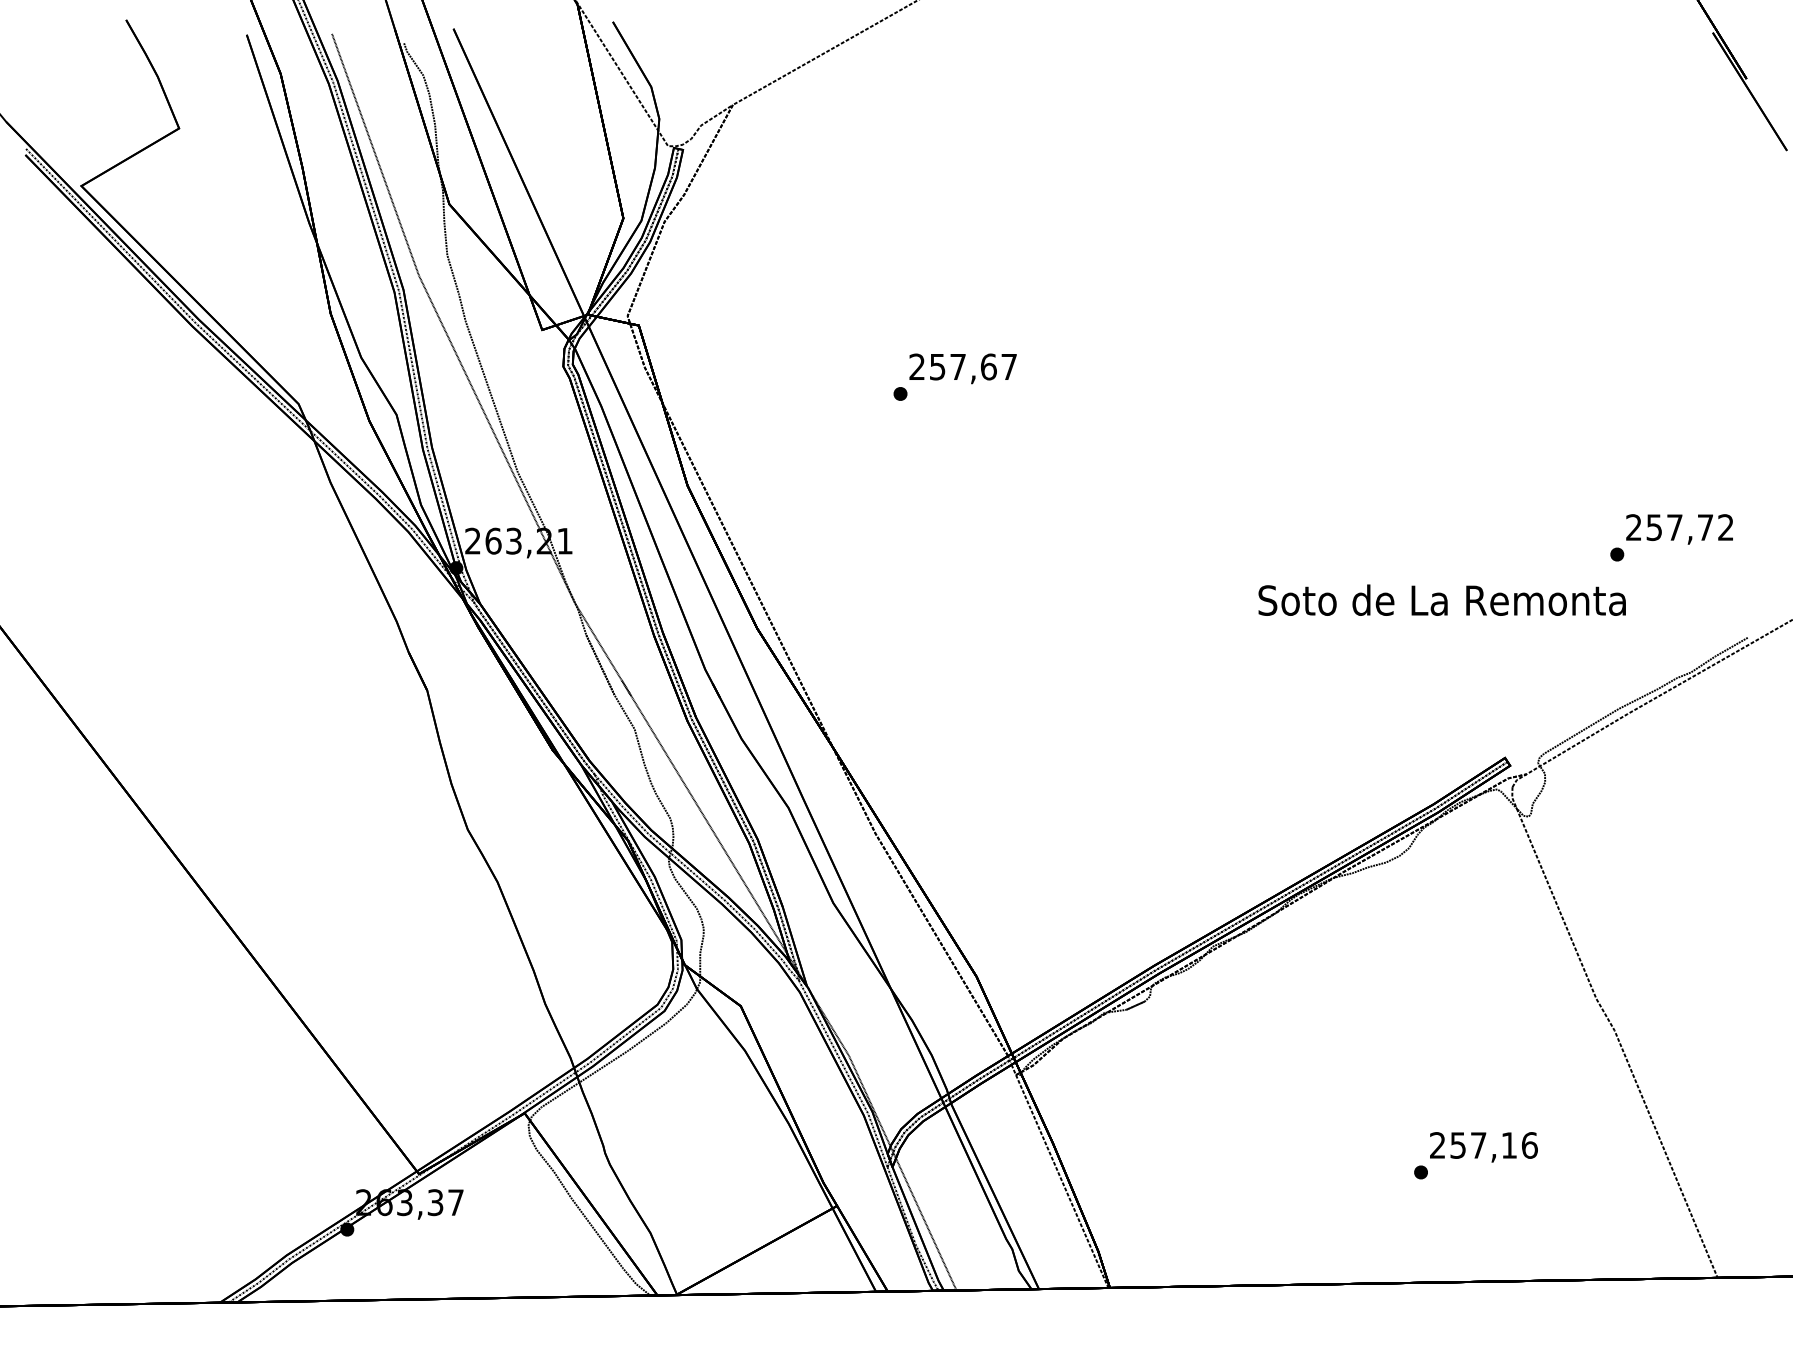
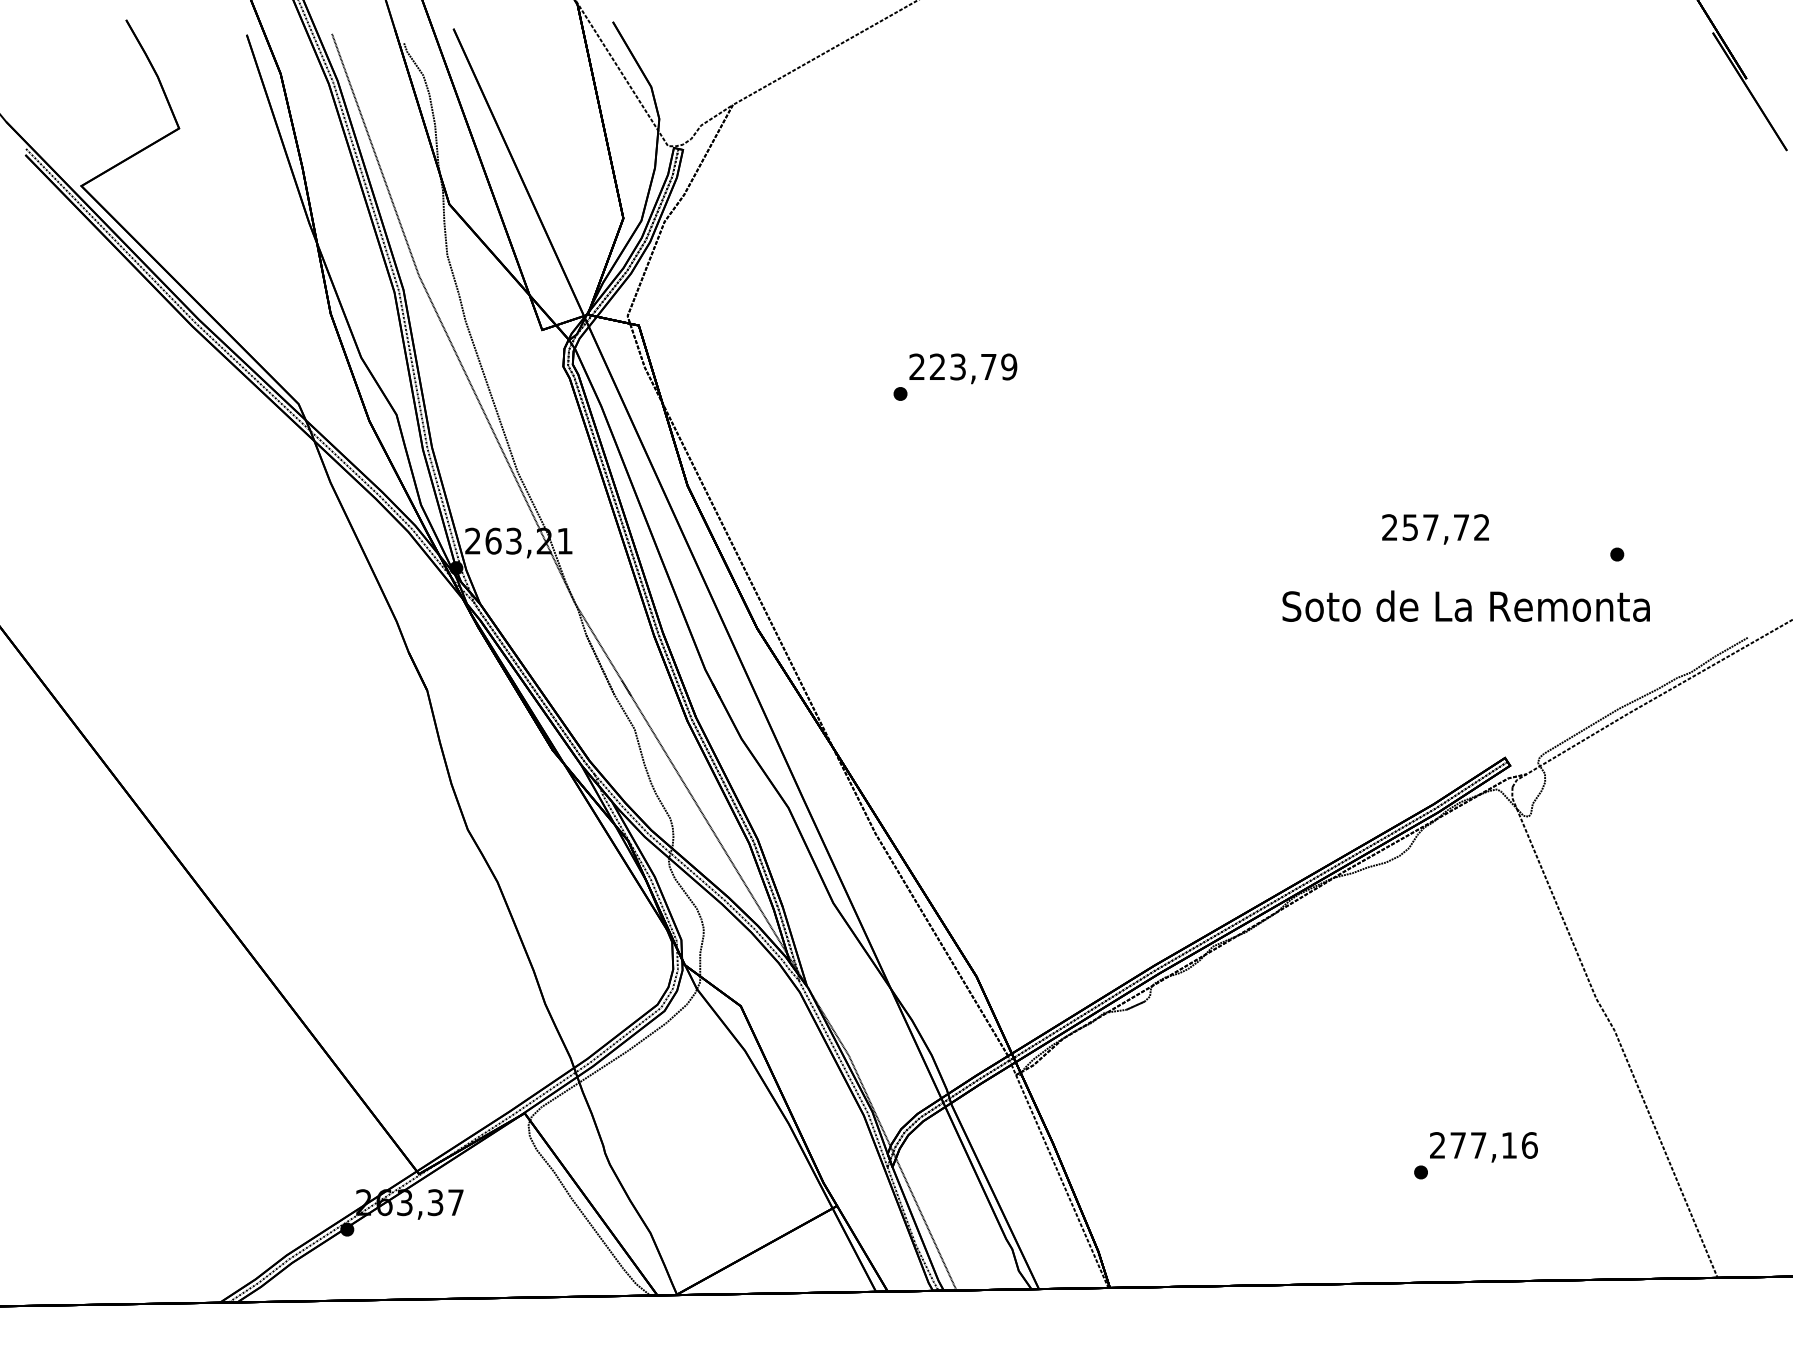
text: 257,67 -> 223,79 (973, 366)
text position: (1679, 529) -> (1435, 529) (1435, 529)
text position: (1441, 599) -> (1465, 605) (1465, 605)
text: 257,16 -> 277,16 (1457, 1145)
